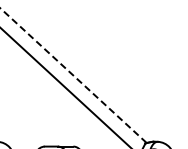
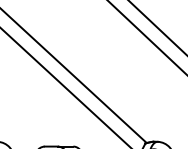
line: none -> present (157, 27)
line: none -> present (146, 37)
line: dashed -> solid (73, 75)
